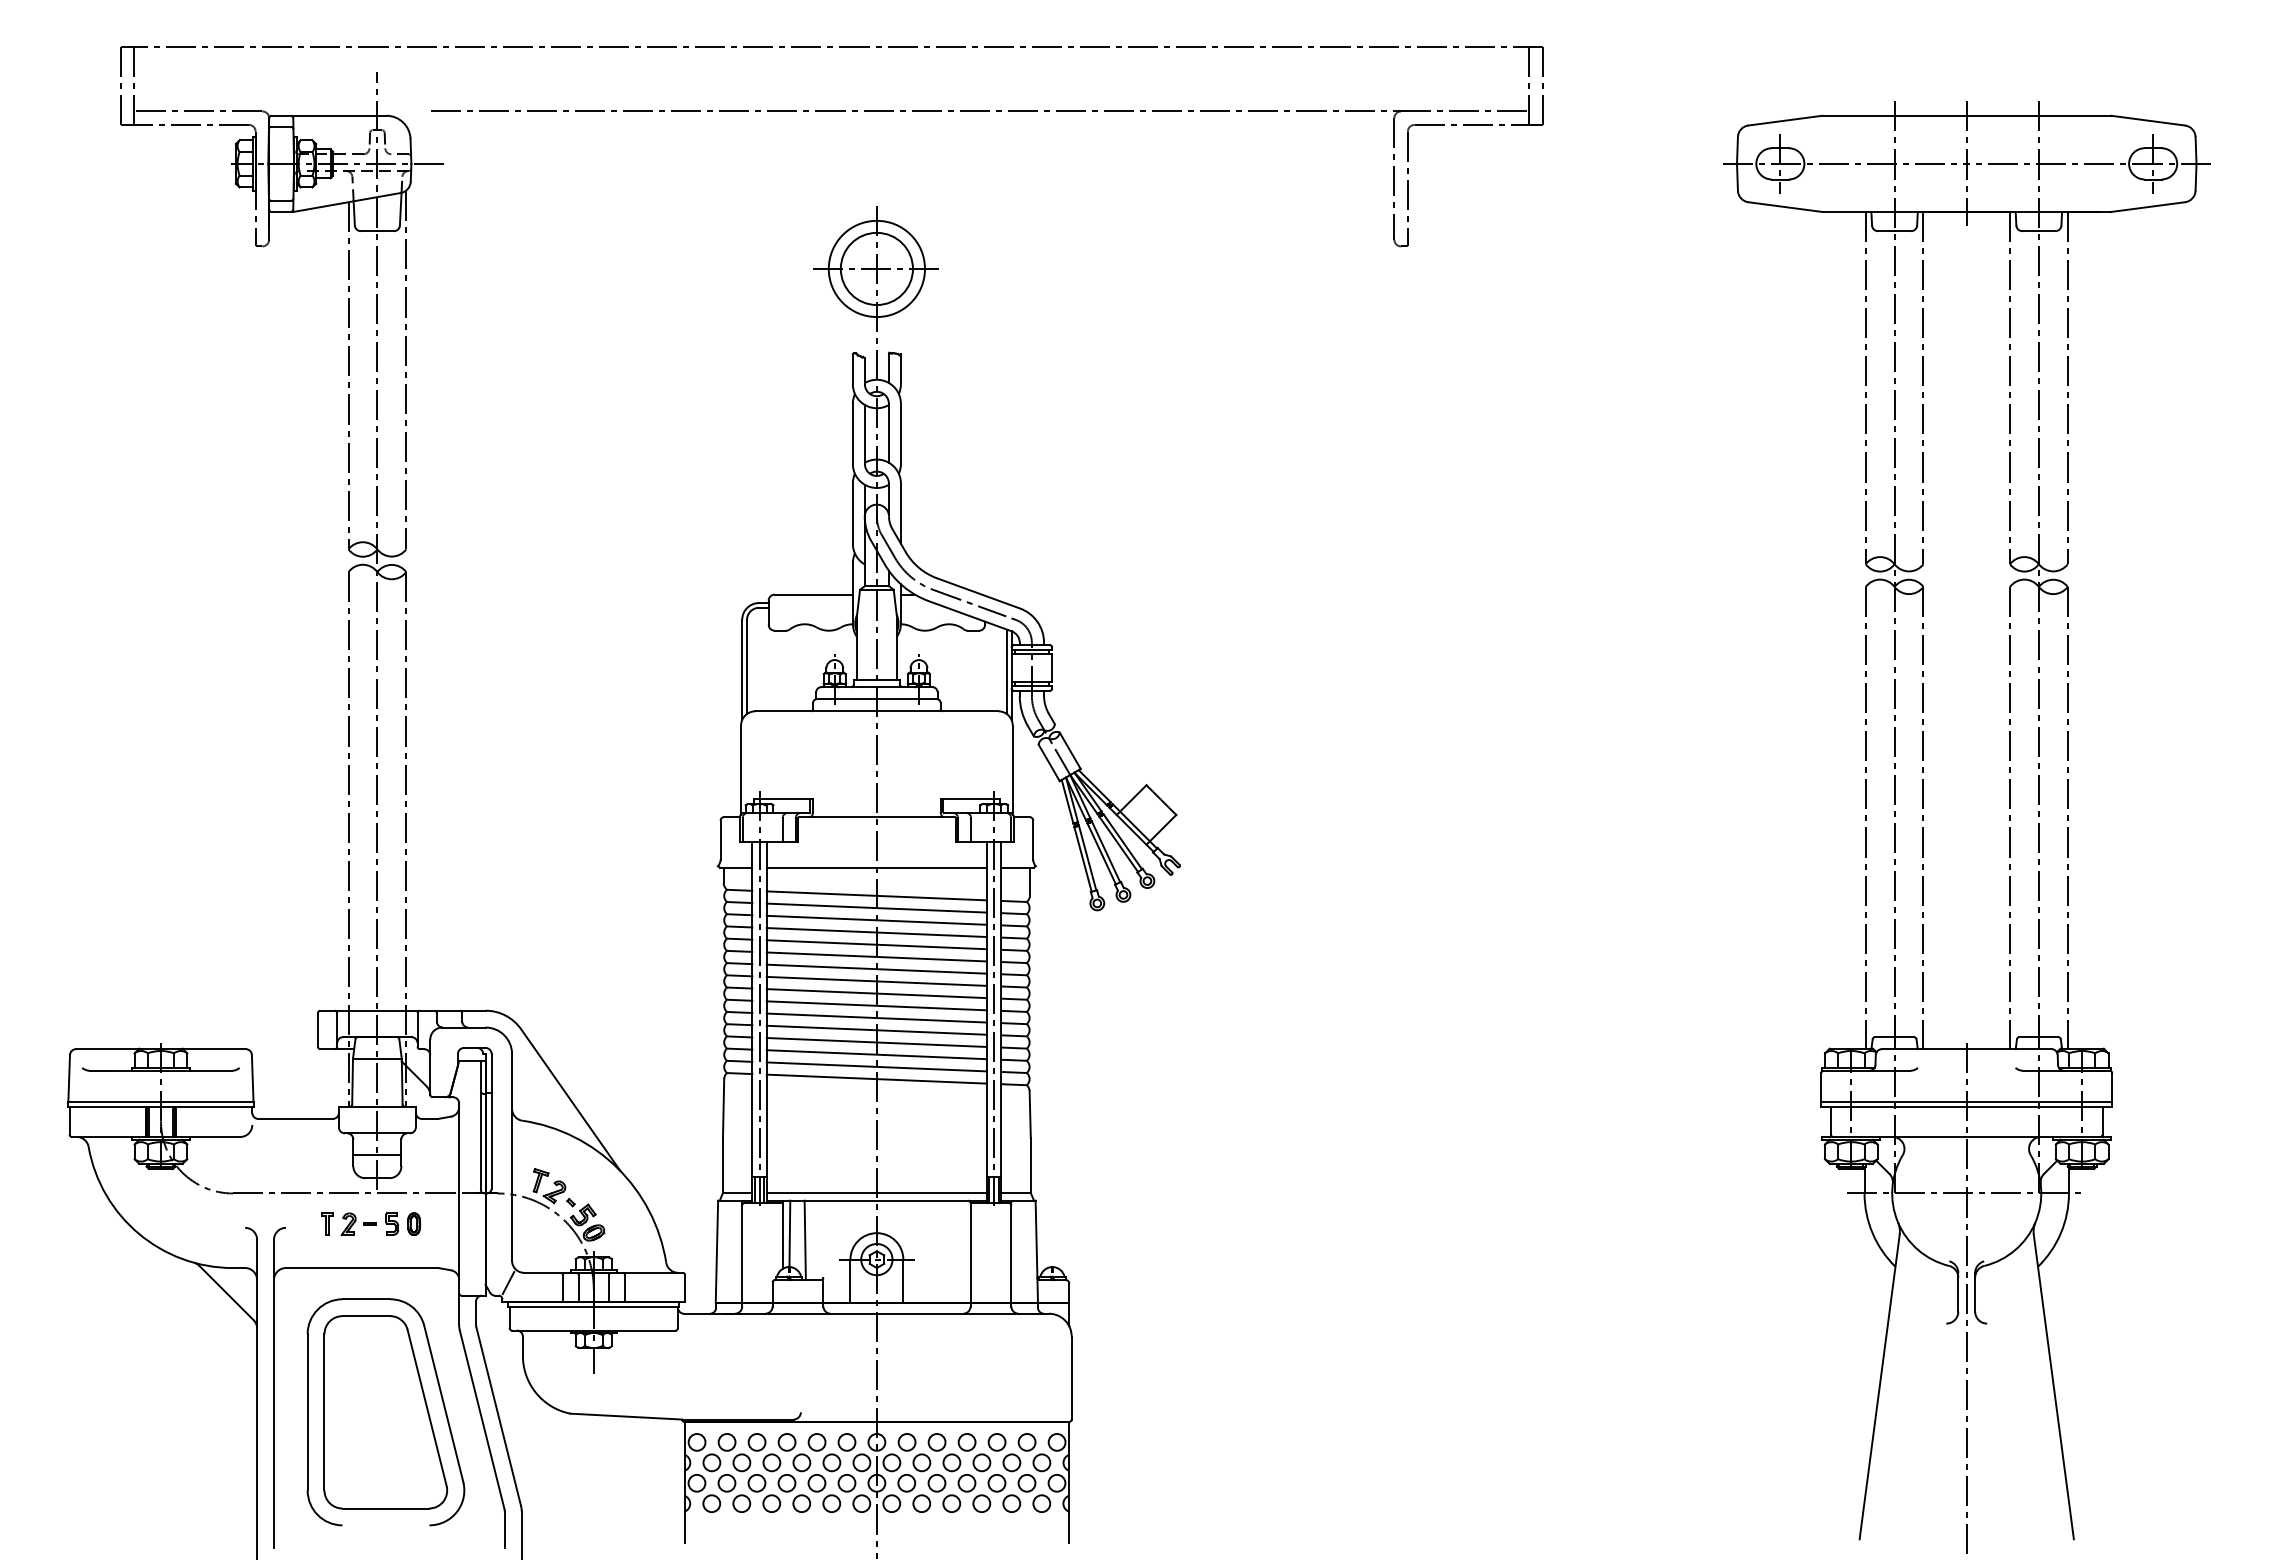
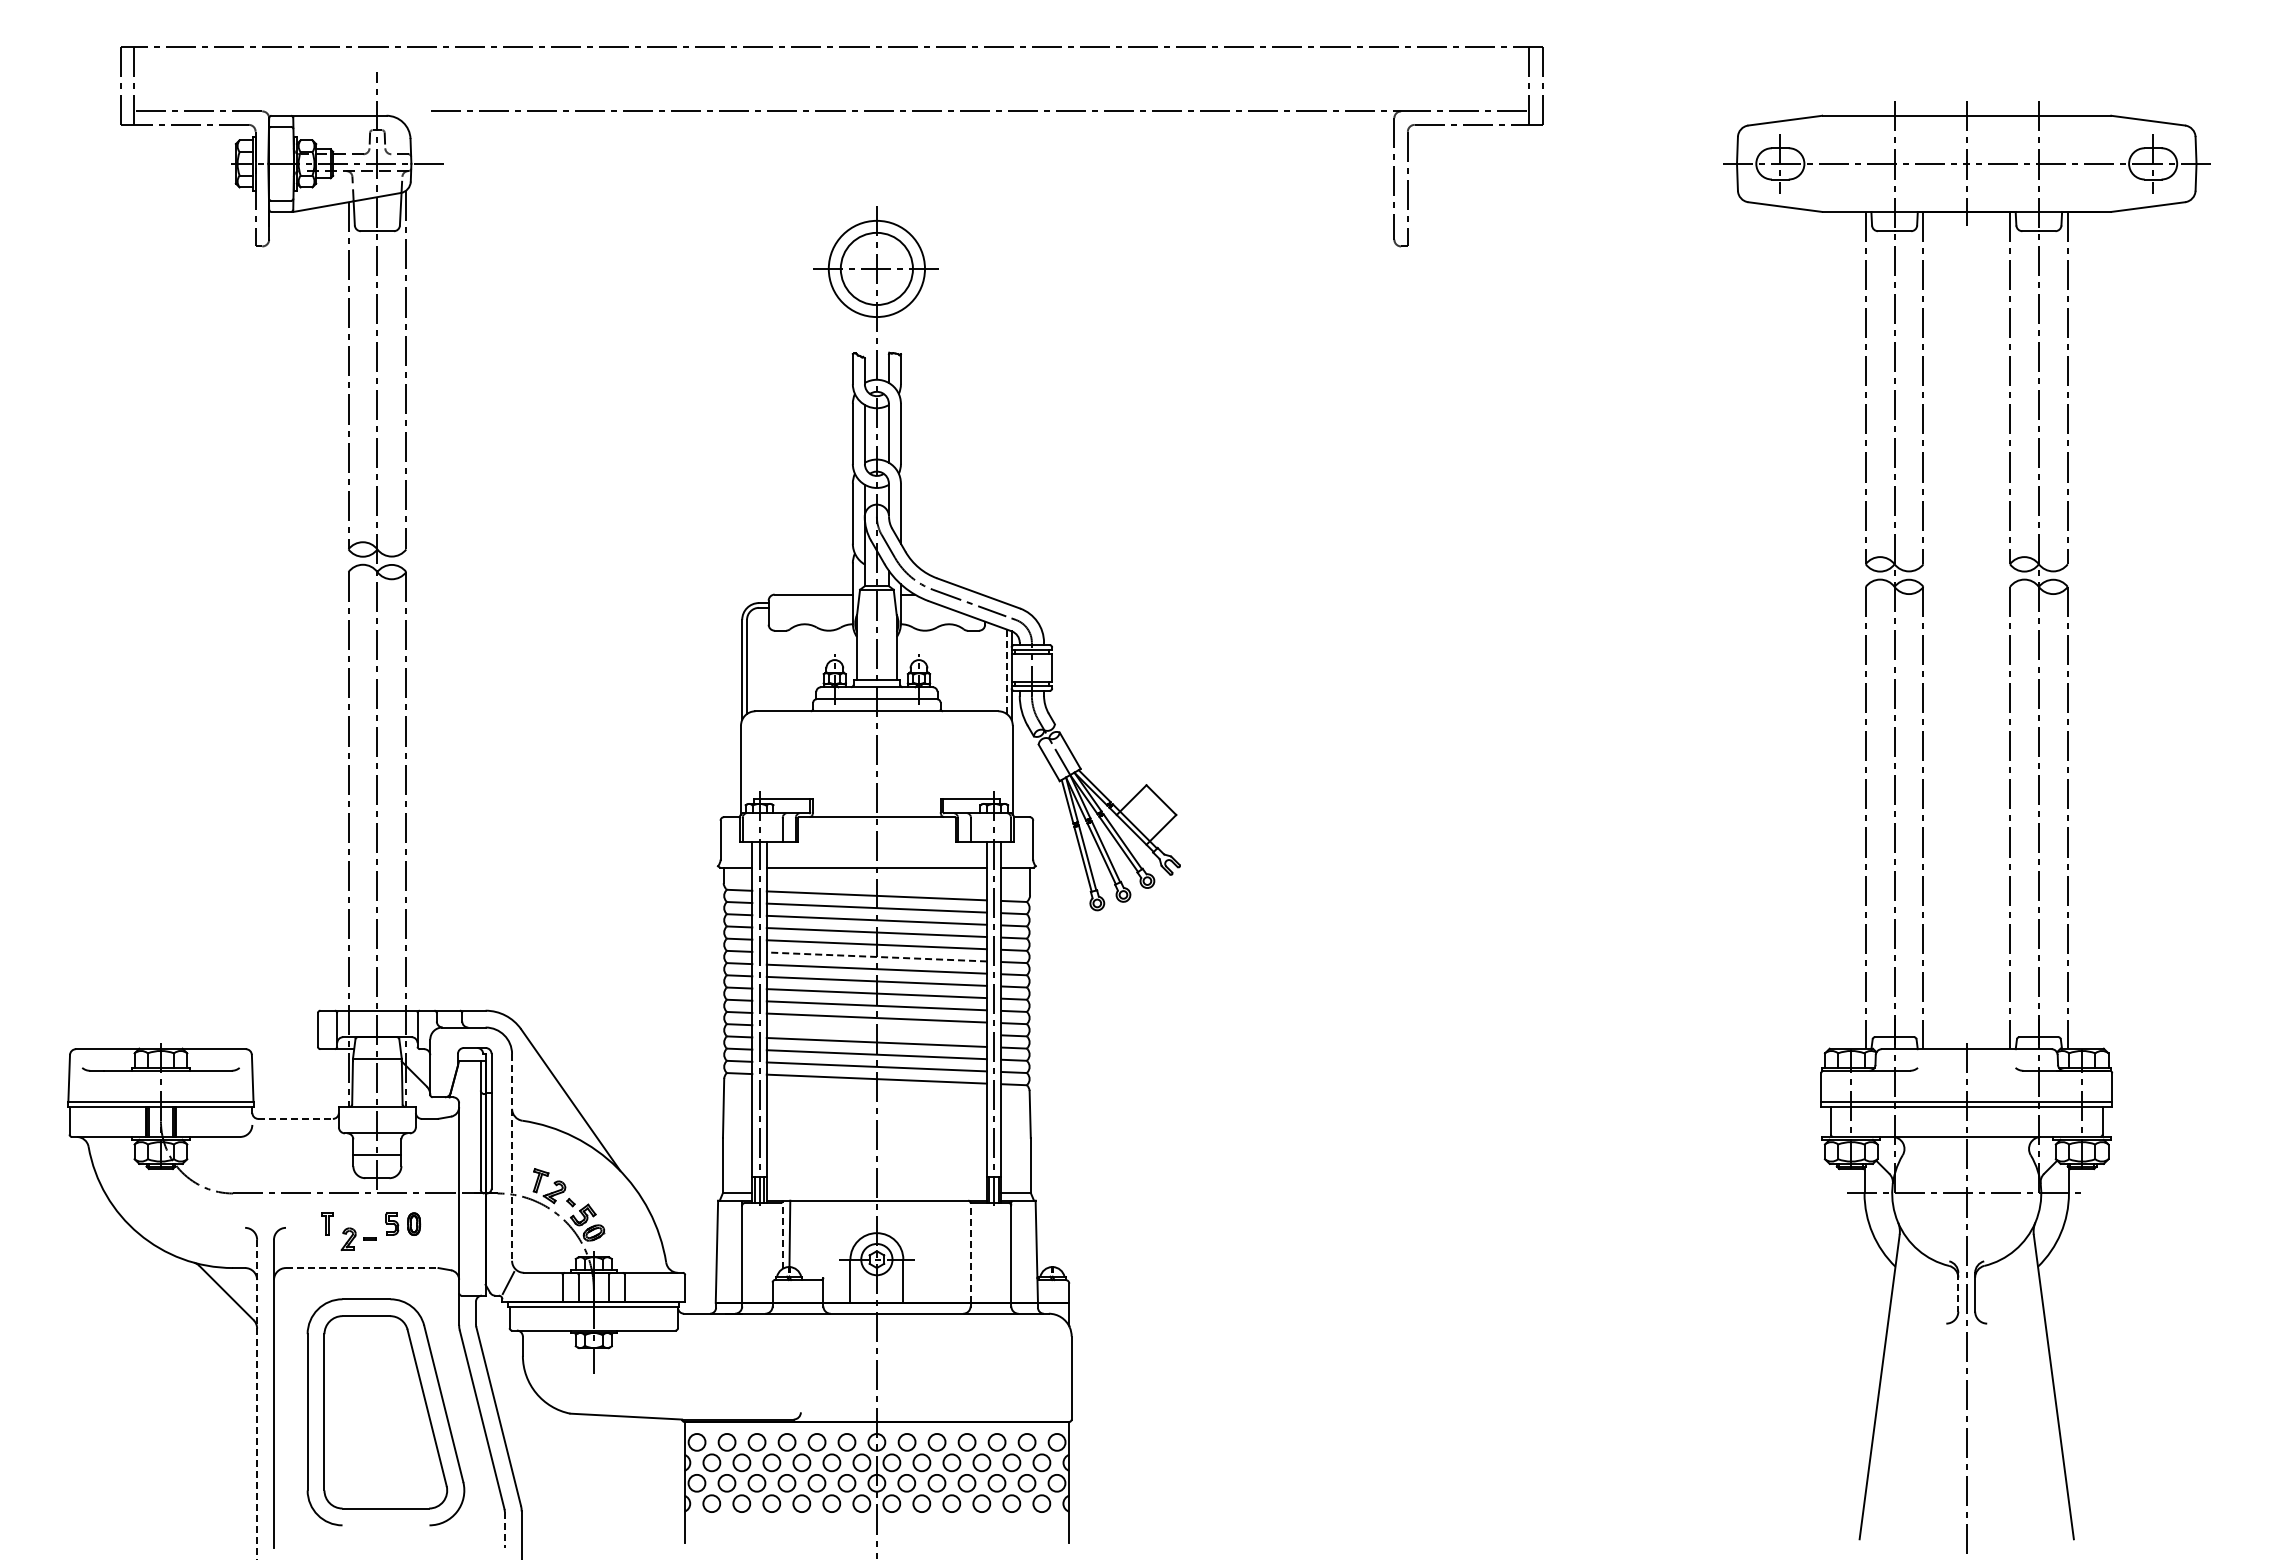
line: solid -> dashed (1006, 671)
line: solid -> dashed (876, 956)
line: present -> none (876, 1029)
line: solid -> dashed (296, 1118)
line: solid -> dashed (512, 1157)
line: present -> none (876, 1193)
part position: (358, 1223) -> (358, 1238) (358, 1238)
line: solid -> dashed (783, 1234)
line: present -> none (804, 1240)
line: solid -> dashed (970, 1253)
line: solid -> dashed (361, 1268)
line: solid -> dashed (1958, 1292)
line: solid -> dashed (257, 1399)
line: solid -> dashed (504, 1530)
